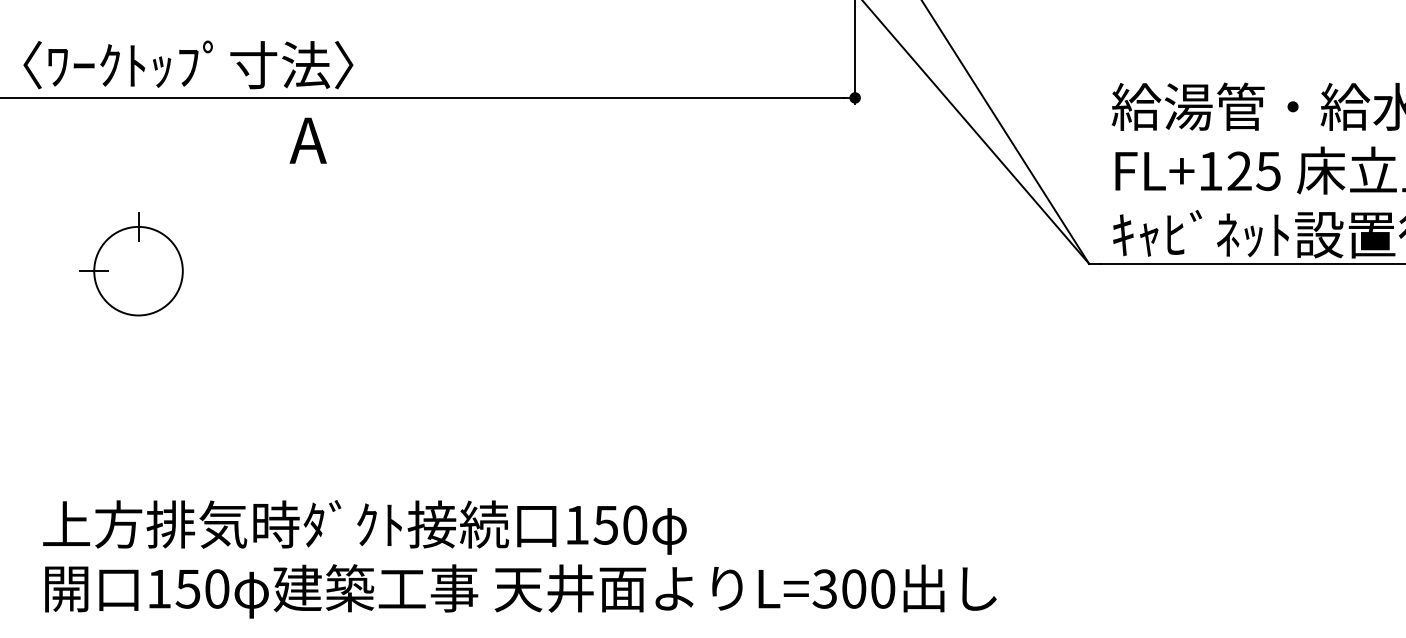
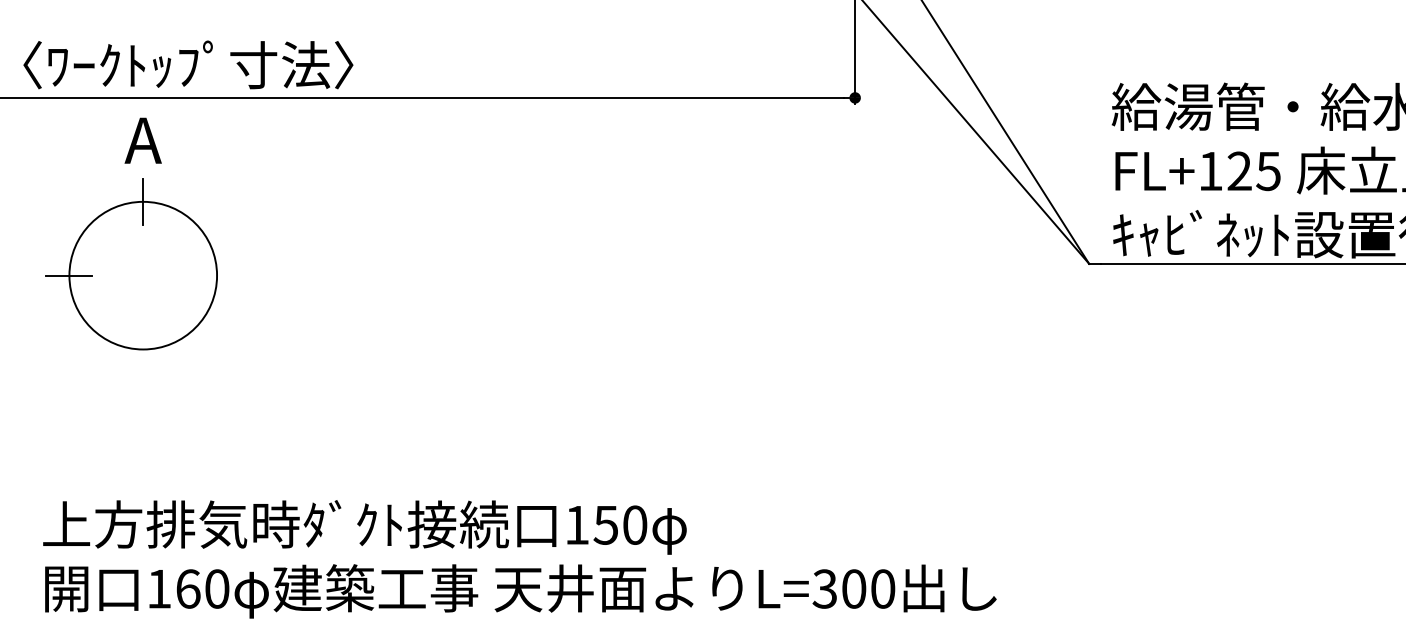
text position: (307, 140) -> (142, 140) (142, 140)
part size: 105x105 px -> 173x173 px (131, 264)
text: 150 -> 160 (187, 588)
